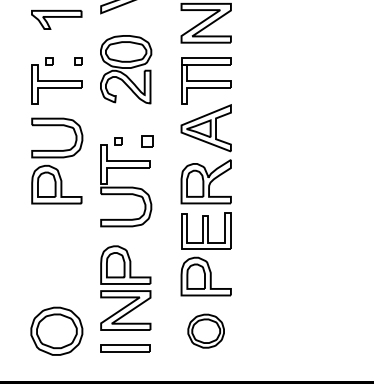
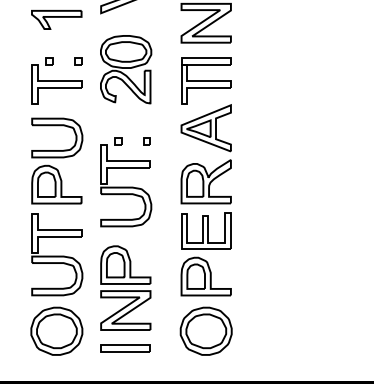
part size: 13x13 px -> 8x9 px (146, 141)
part: none -> present (57, 254)
part size: 38x36 px -> 54x50 px (205, 330)
